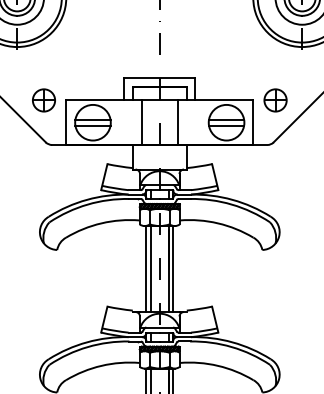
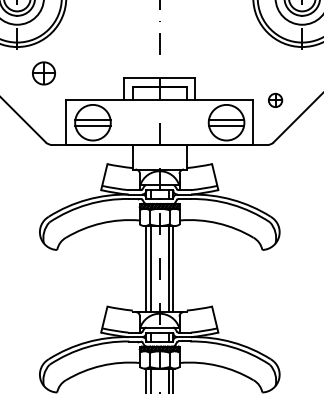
part position: (43, 100) -> (43, 73) (43, 73)
part size: 25x25 px -> 16x16 px (275, 99)
line: present -> none (141, 122)
line: present -> none (177, 122)
